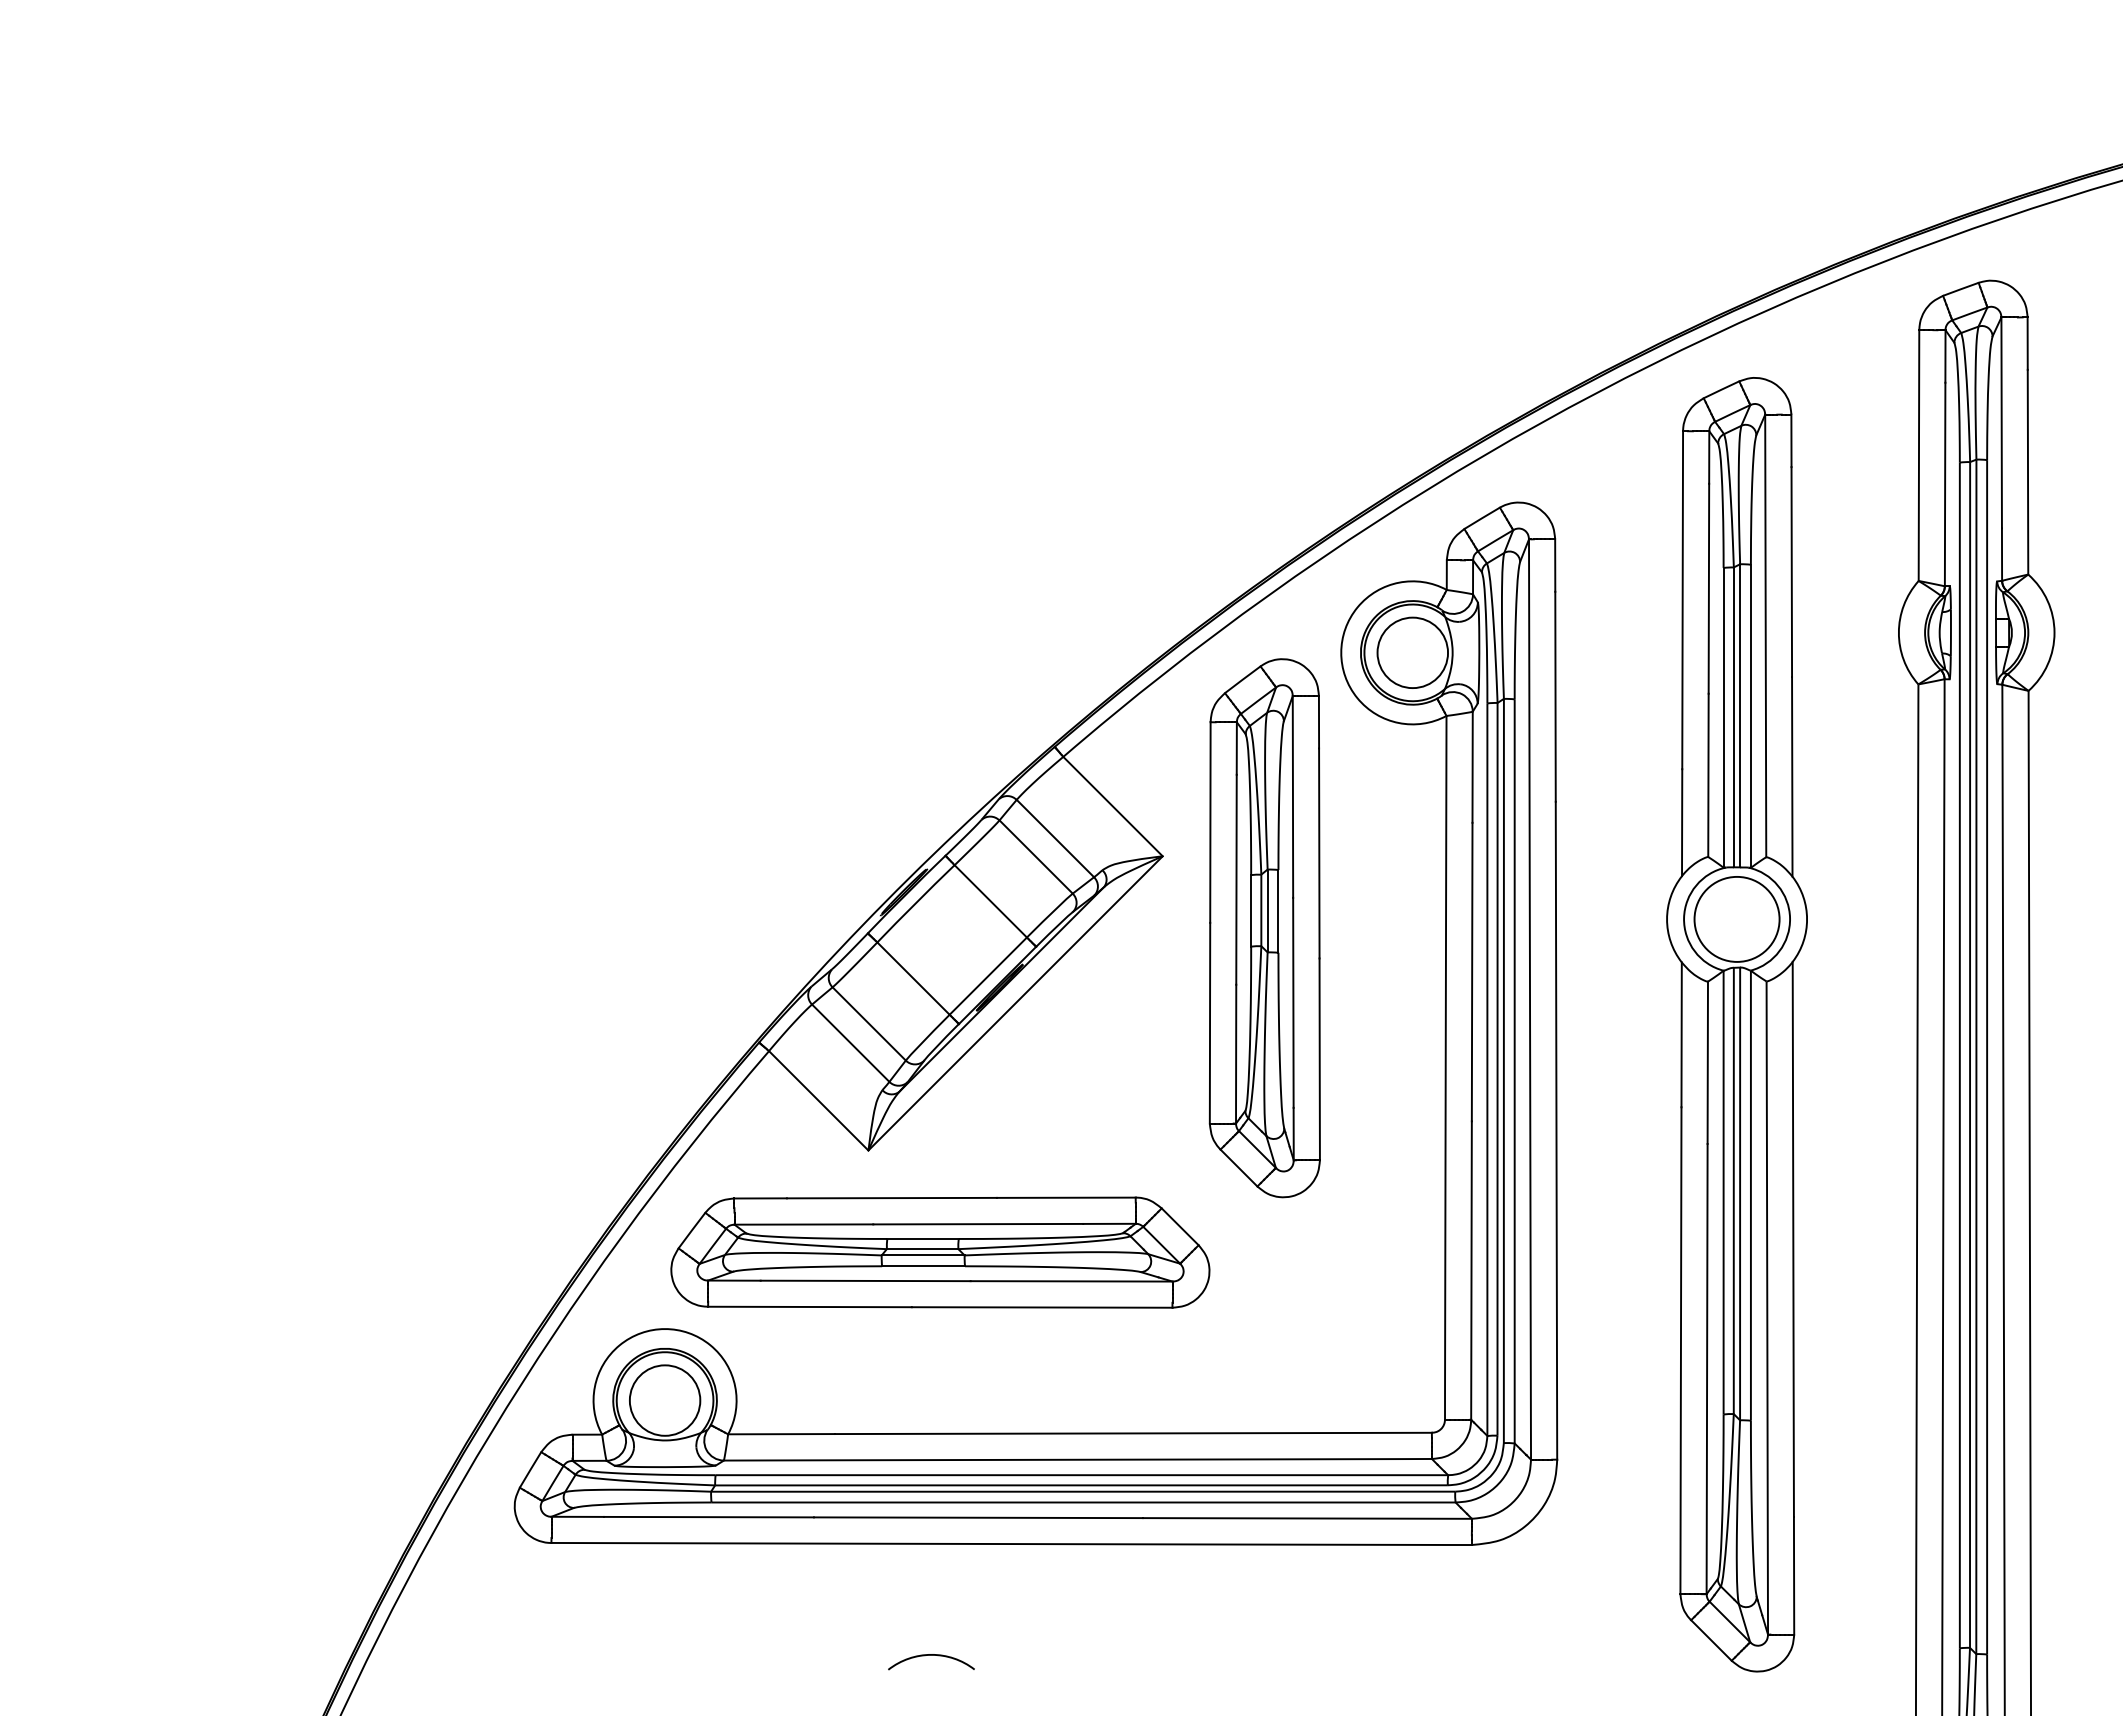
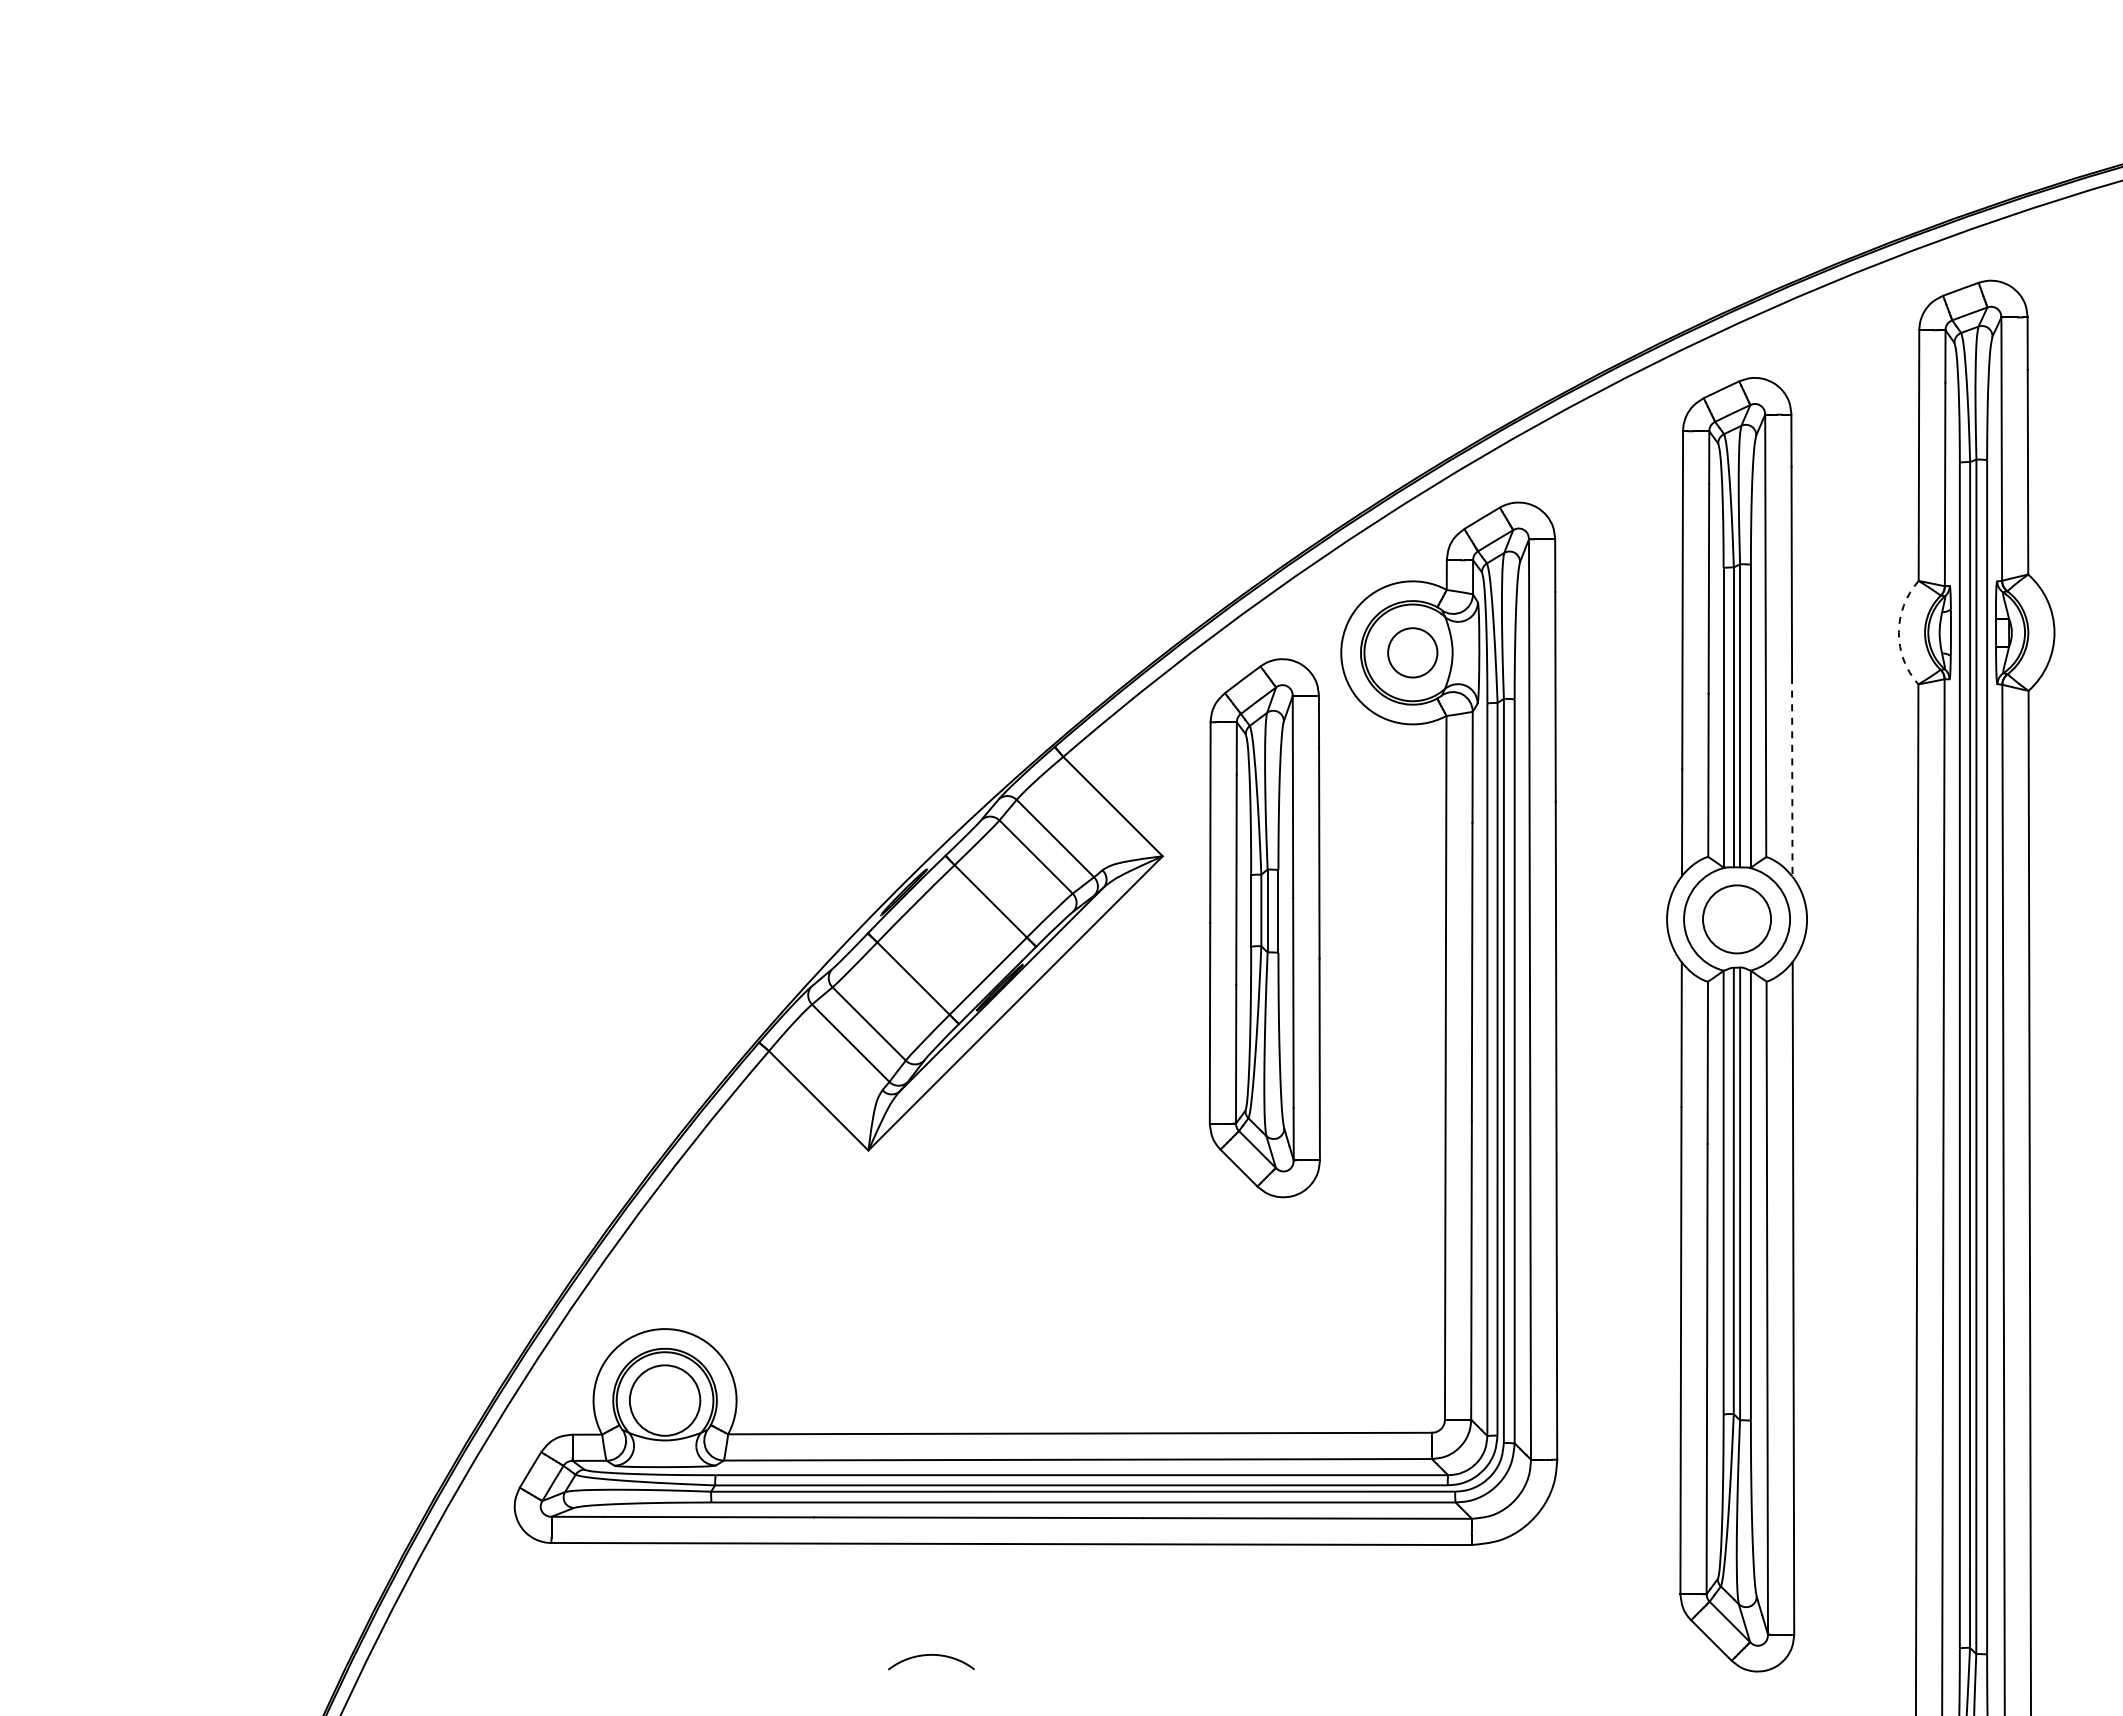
arc: solid -> dashed (1898, 632)
circle diameter: 70 px -> 49 px (1412, 652)
line: solid -> dashed (1792, 776)
circle diameter: 85 px -> 68 px (1737, 919)
part: present -> none (940, 1252)
